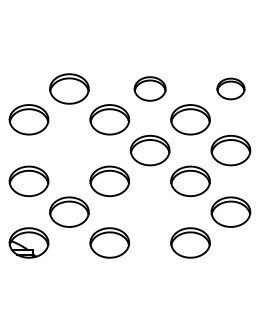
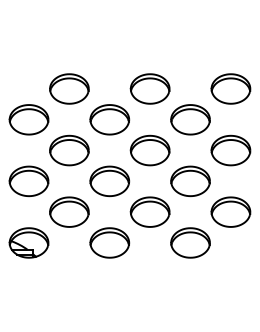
part size: 34x26 px -> 42x32 px (149, 88)
part size: 30x24 px -> 42x32 px (230, 88)
part: none -> present (69, 150)
part: none -> present (149, 211)
